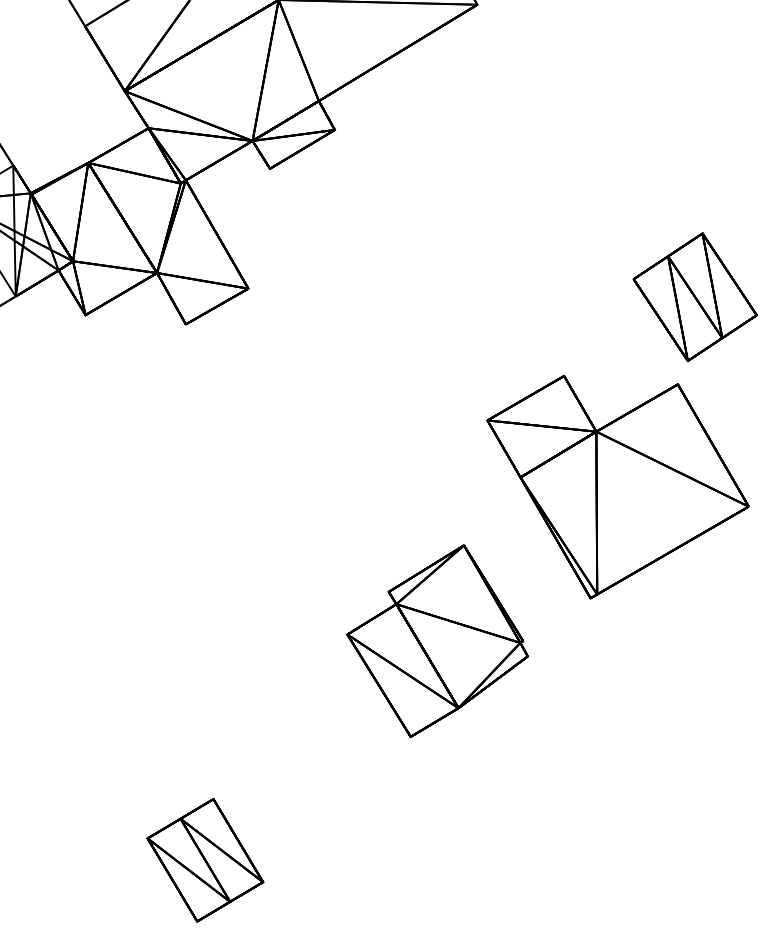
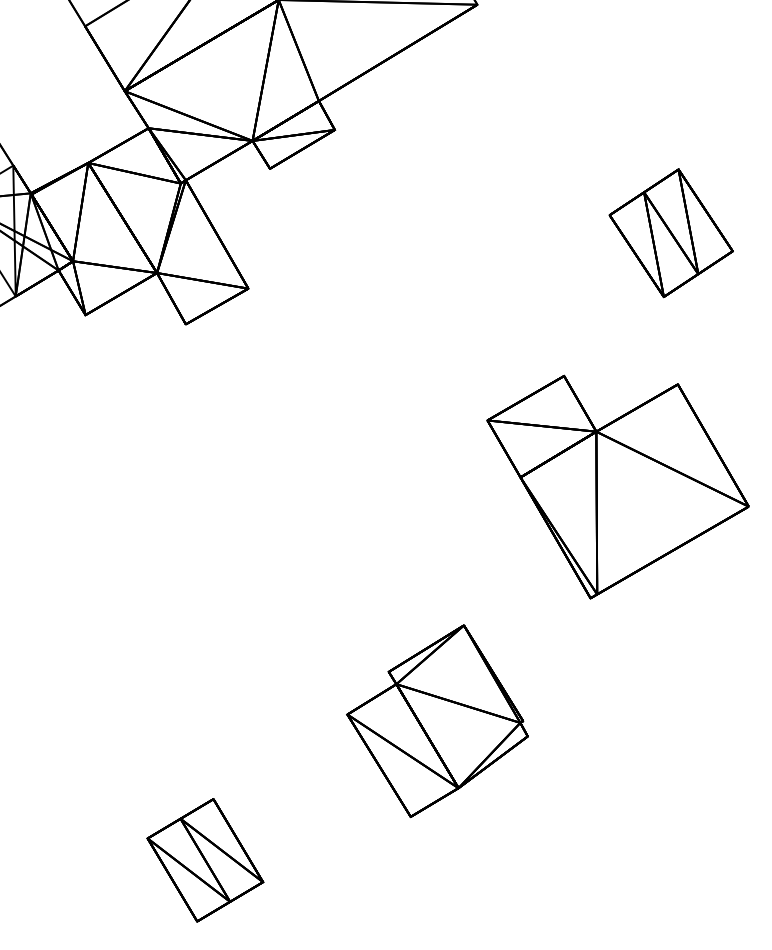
part position: (694, 297) -> (670, 233) (670, 233)
part position: (437, 640) -> (437, 720) (437, 720)
